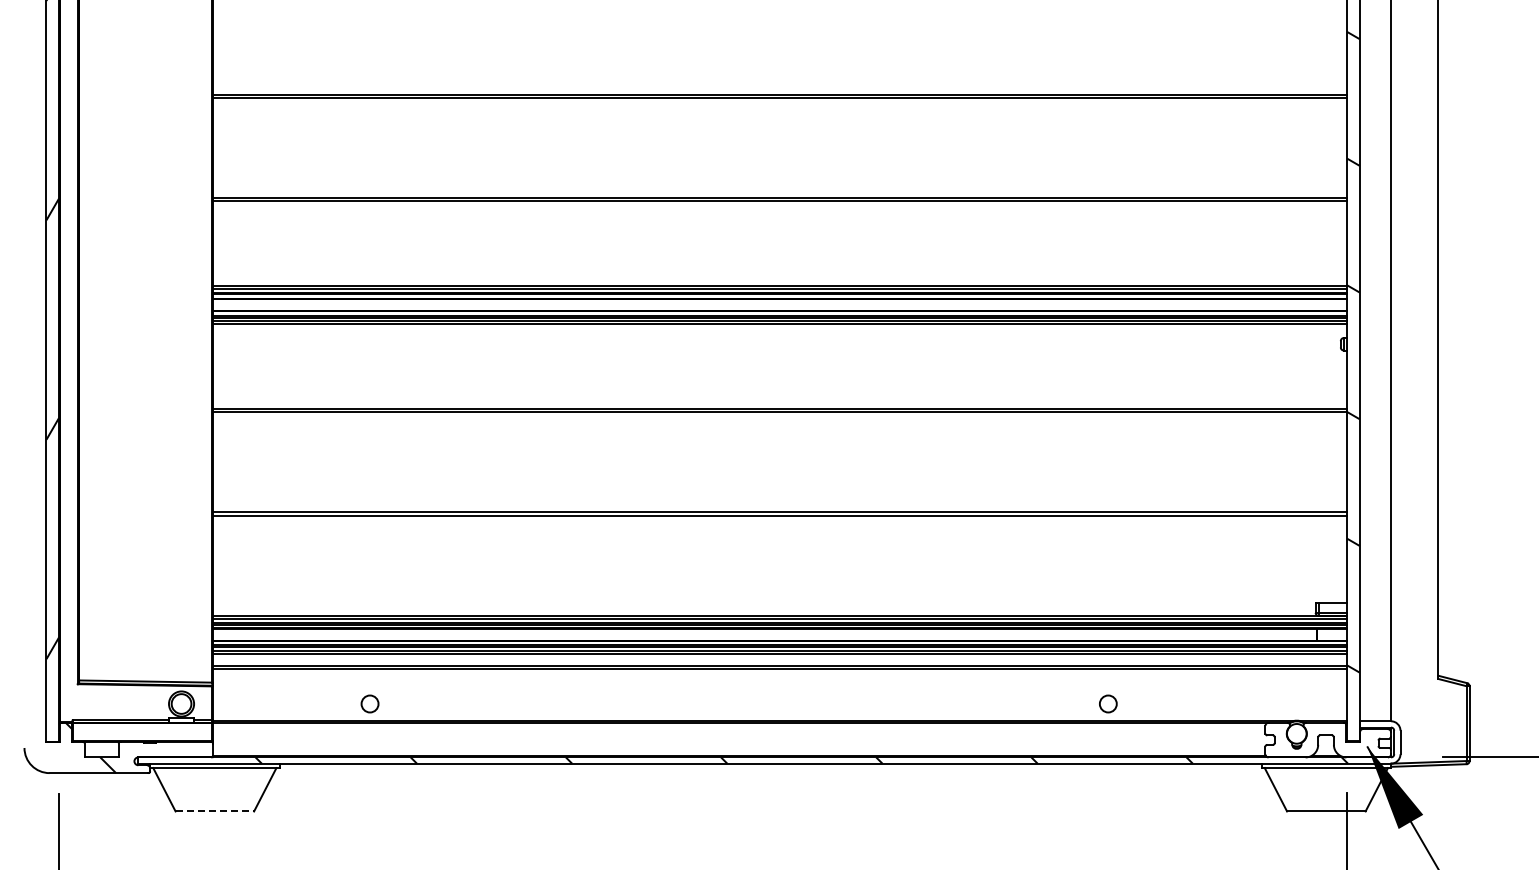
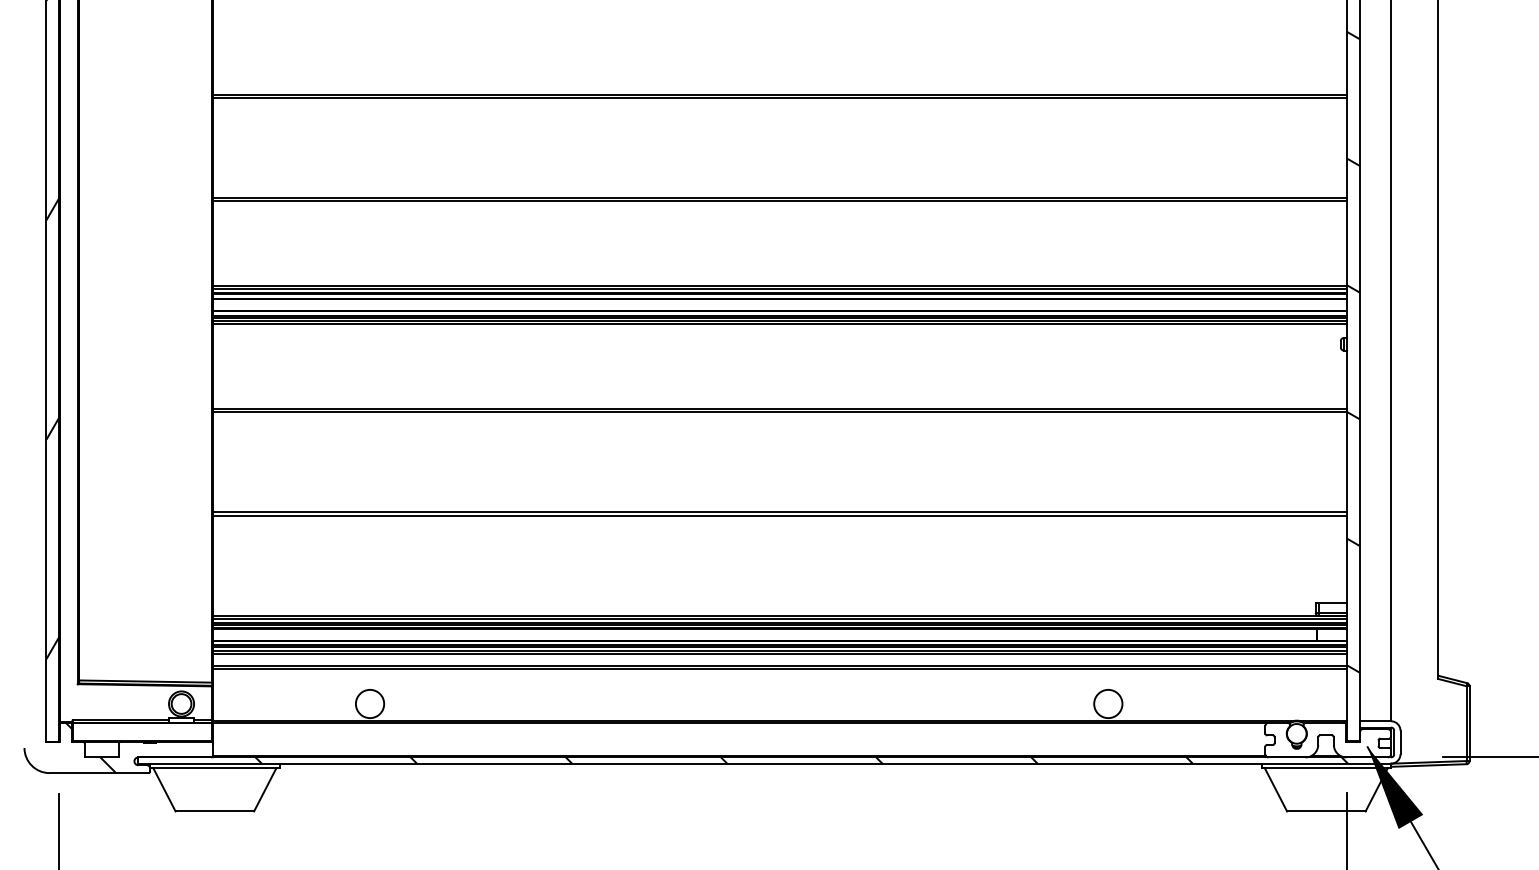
circle diameter: 17 px -> 28 px (369, 703)
circle diameter: 17 px -> 28 px (1108, 703)
line: dashed -> solid (215, 811)
